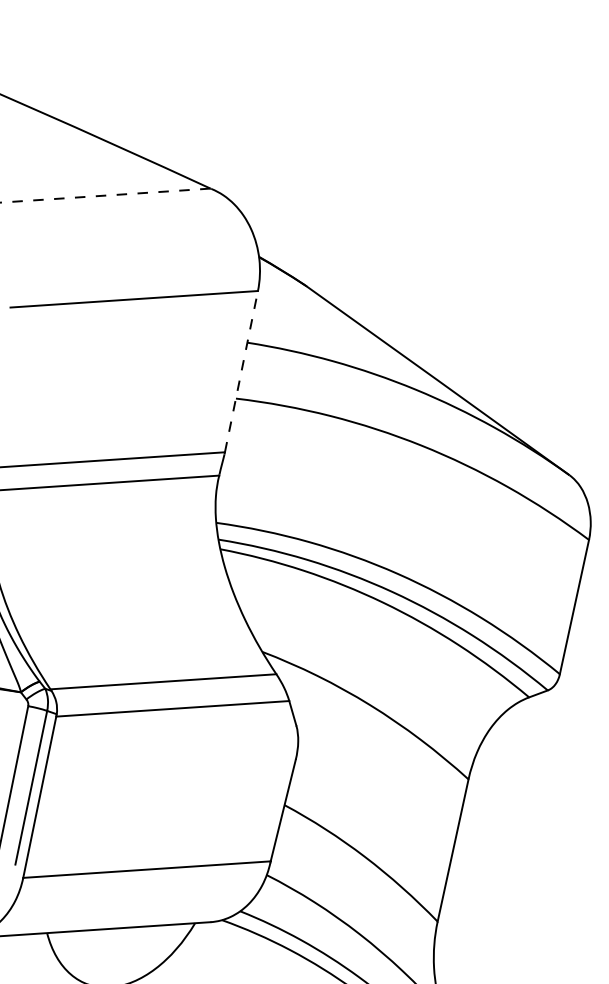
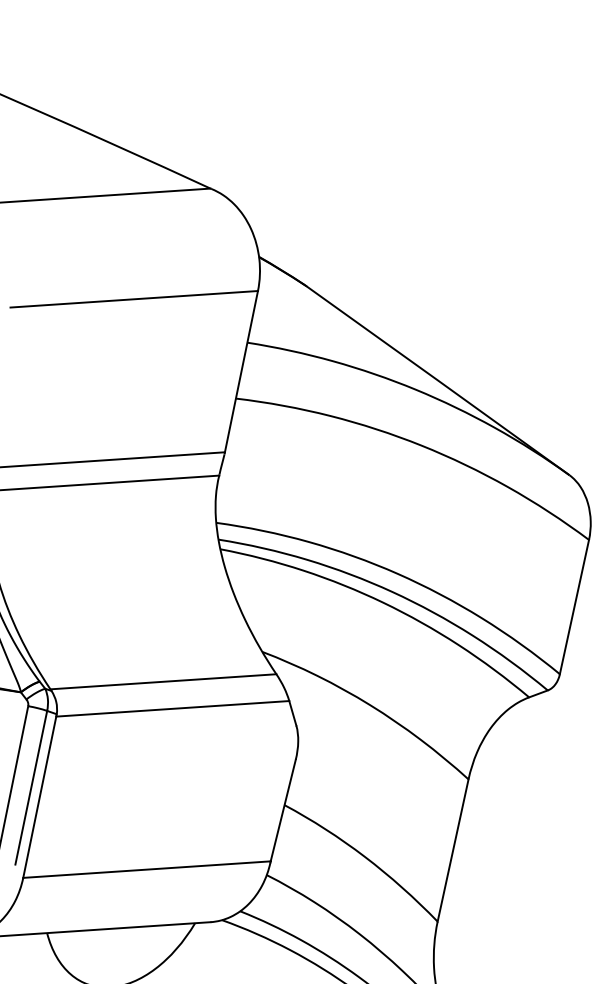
line: dashed -> solid (104, 195)
line: dashed -> solid (241, 371)
